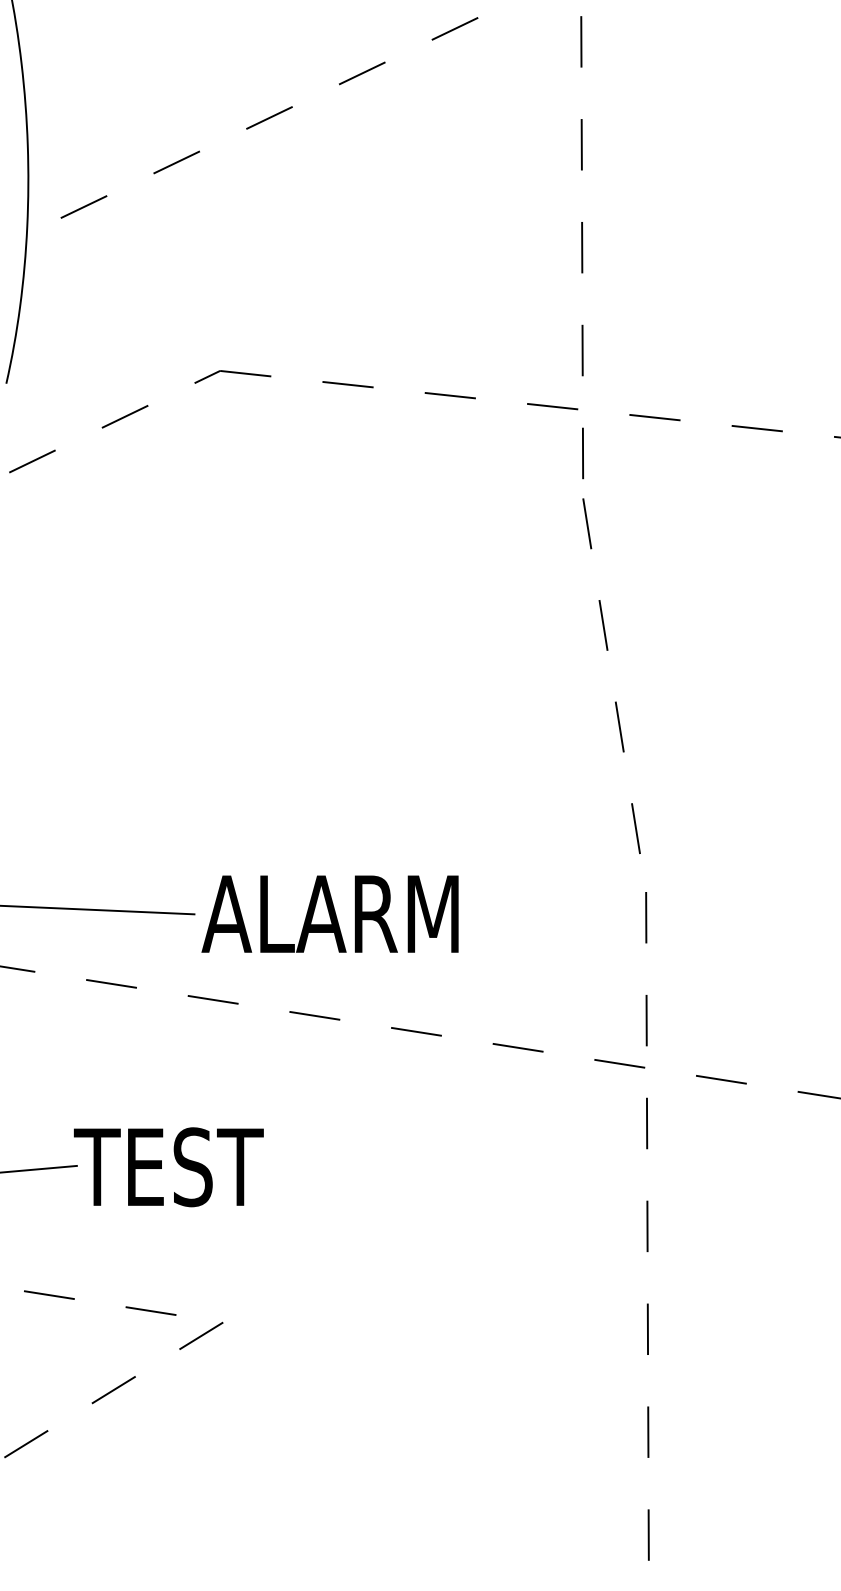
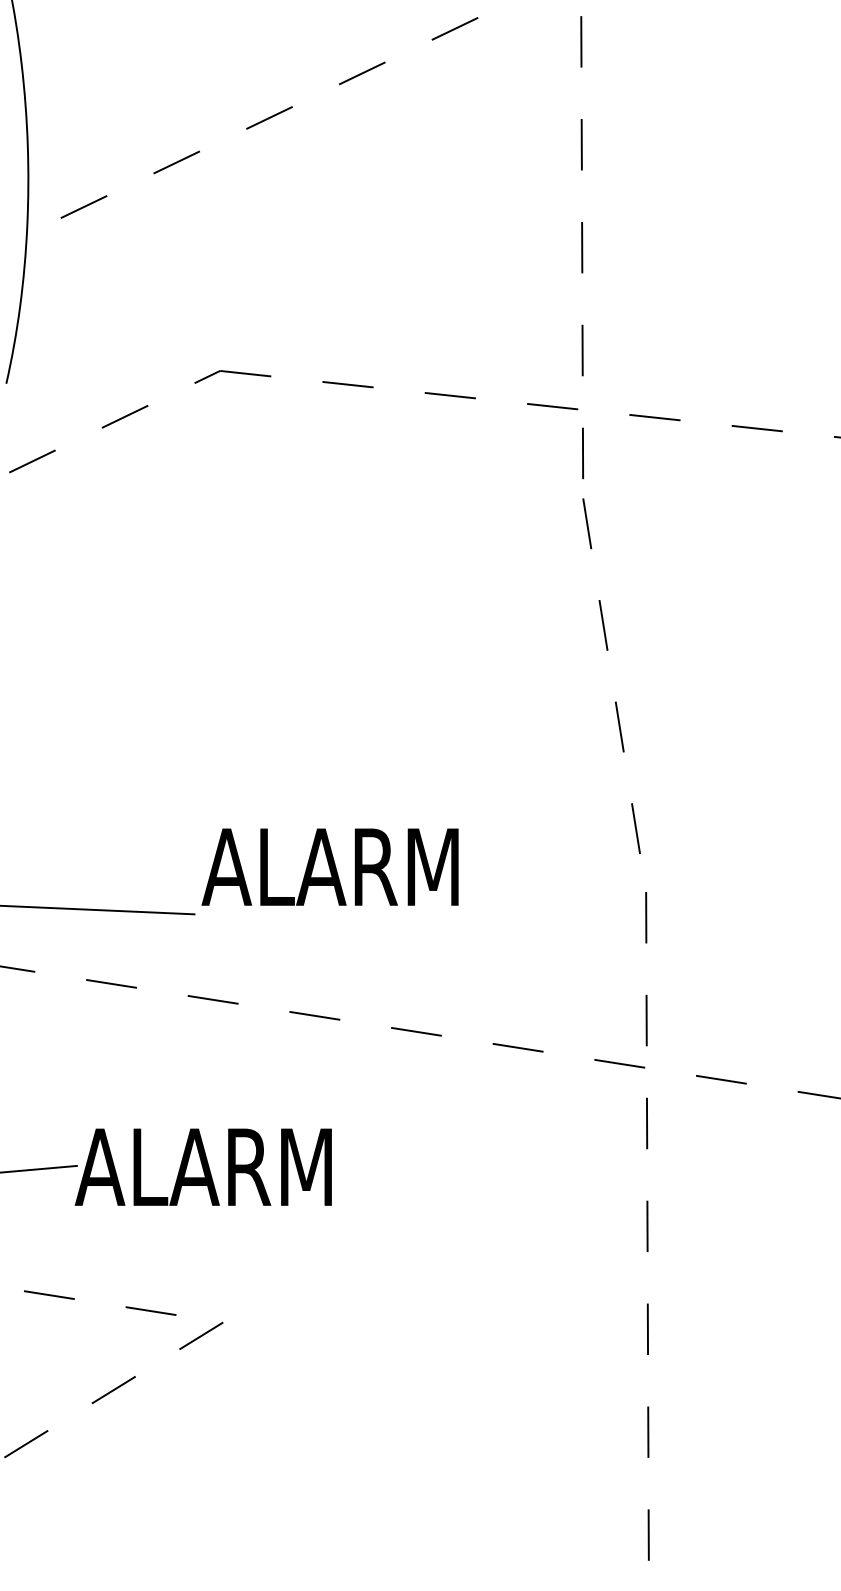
text position: (329, 913) -> (329, 866) (329, 866)
text: TEST -> ALARM (202, 1167)
